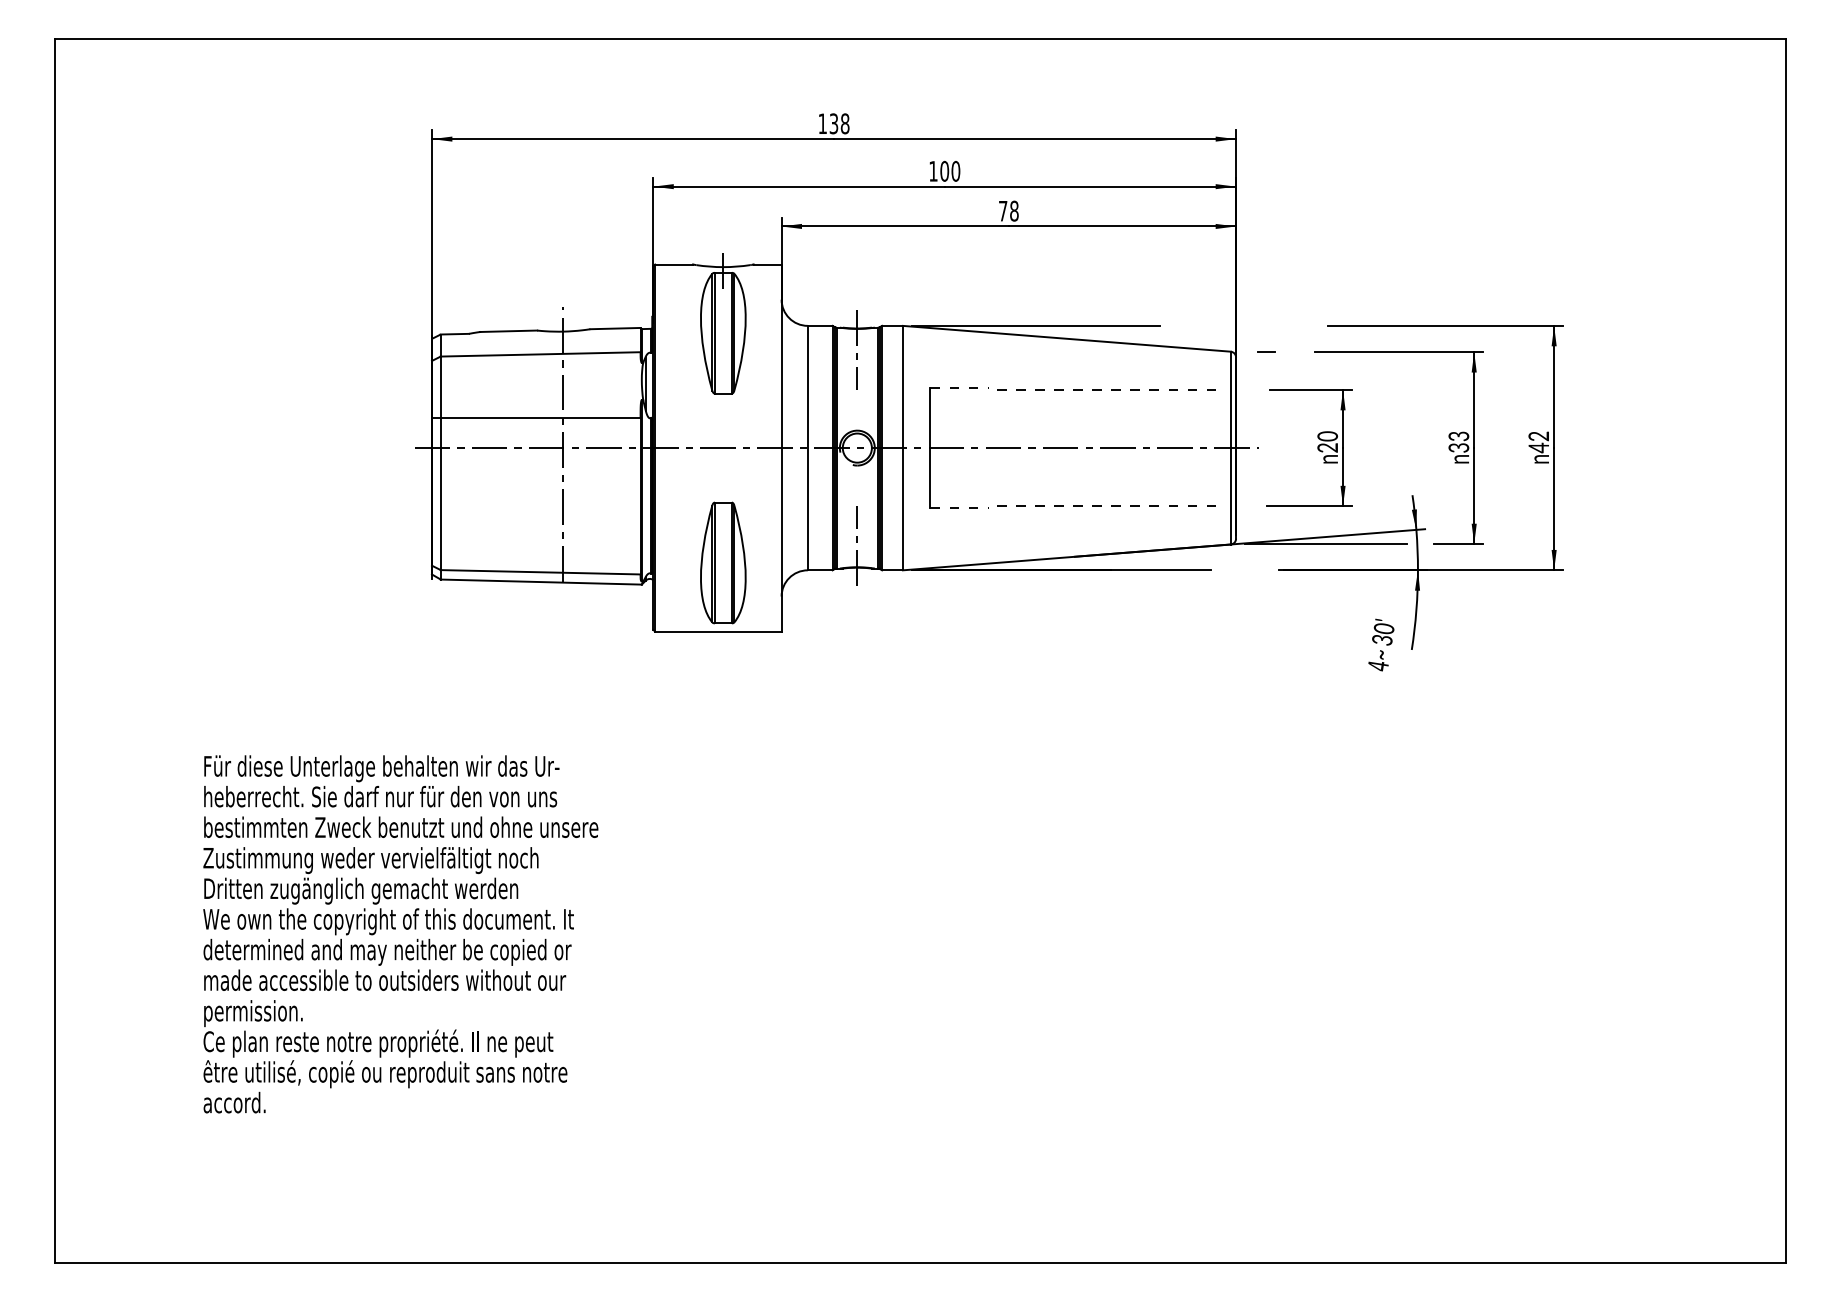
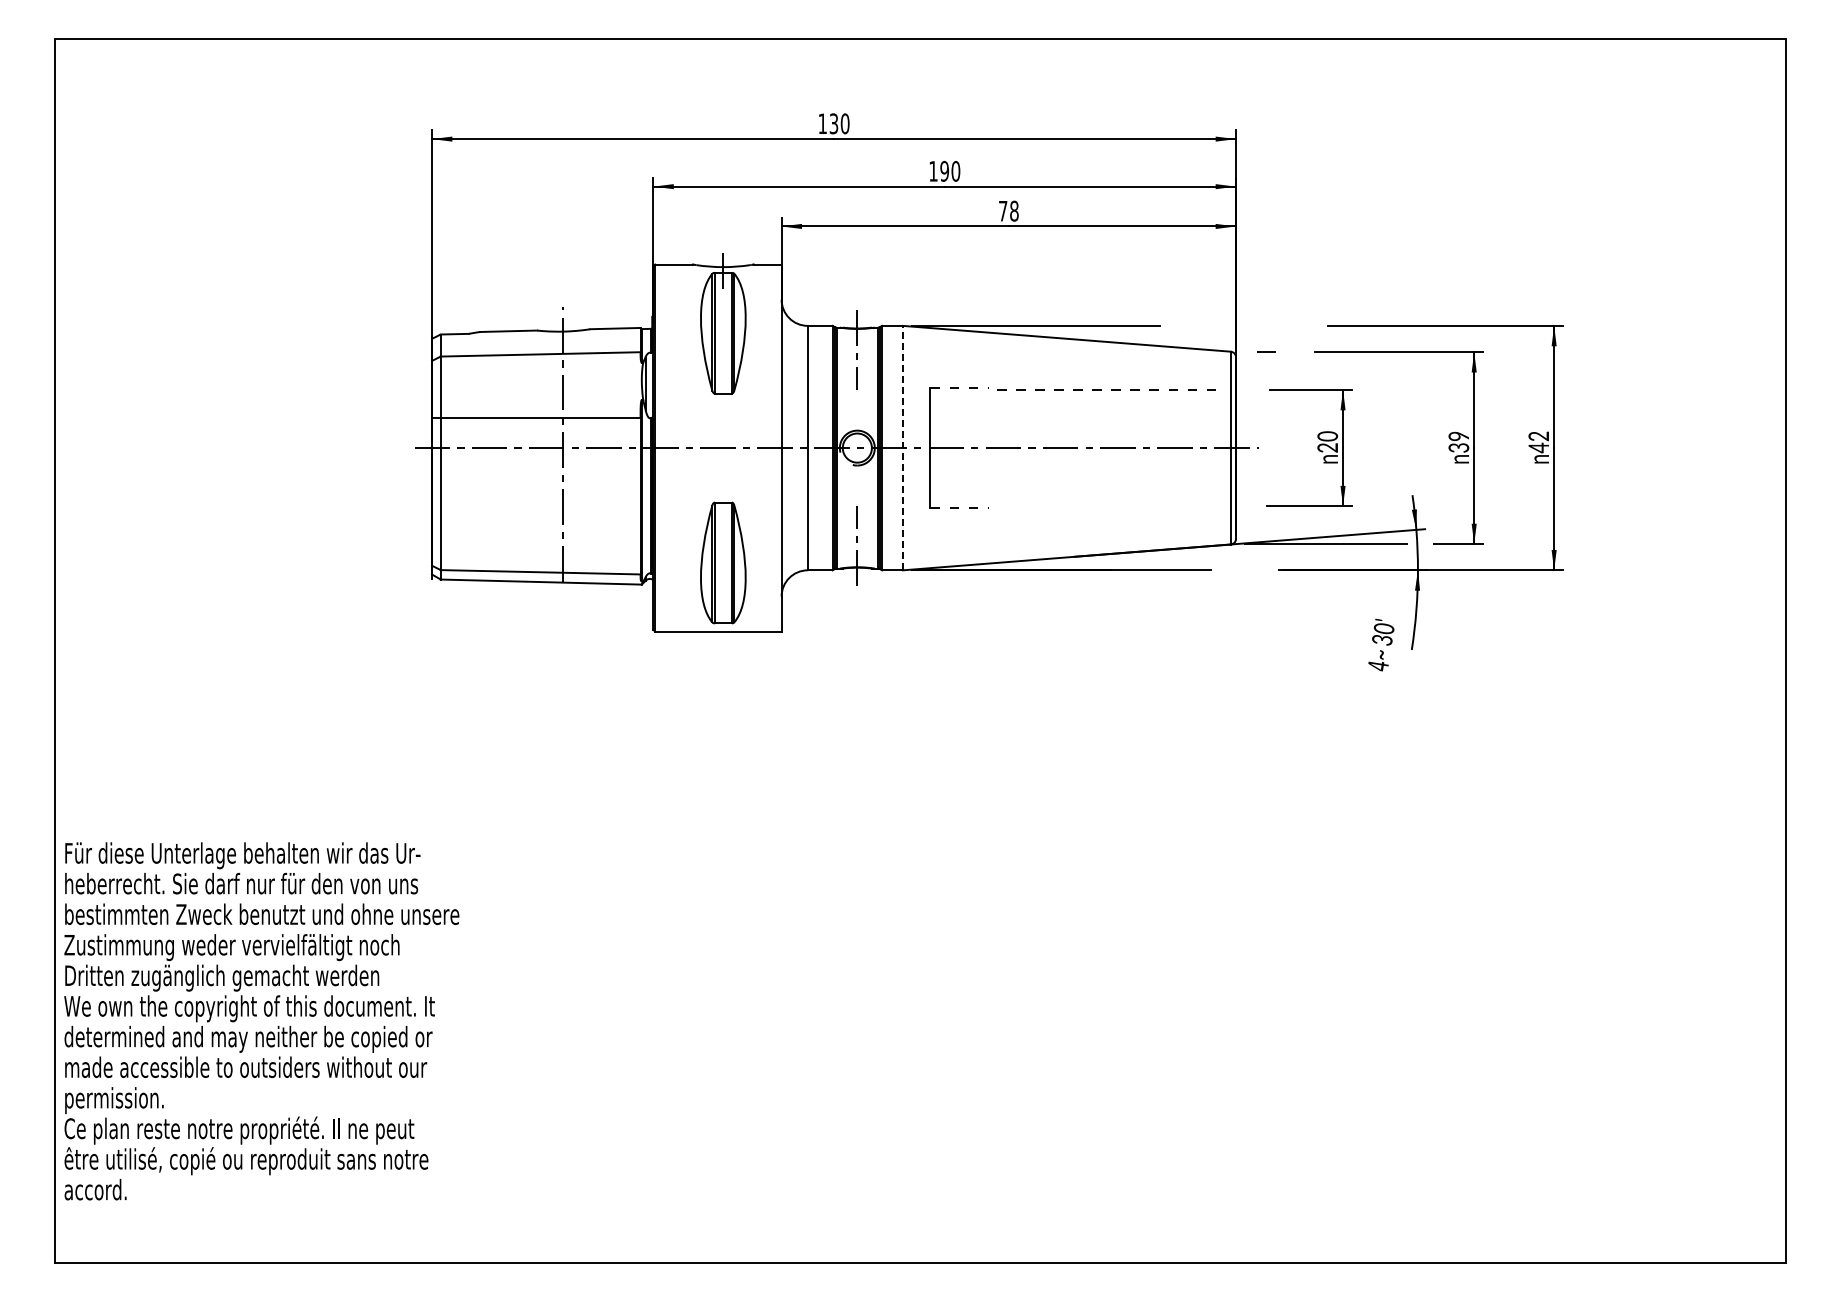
text: 138 -> 130 (844, 123)
text: 100 -> 190 (944, 171)
text: 33 -> 39 (1459, 436)
line: solid -> dashed (902, 447)
line: present -> none (1101, 505)
text position: (400, 934) -> (261, 1021) (261, 1021)
